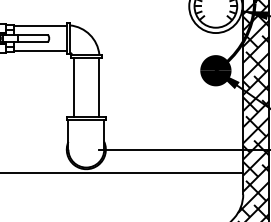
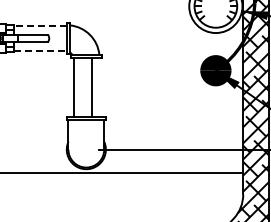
line: solid -> dashed (40, 26)
line: solid -> dashed (40, 50)
line position: (98, 87) -> (91, 87) (91, 87)
